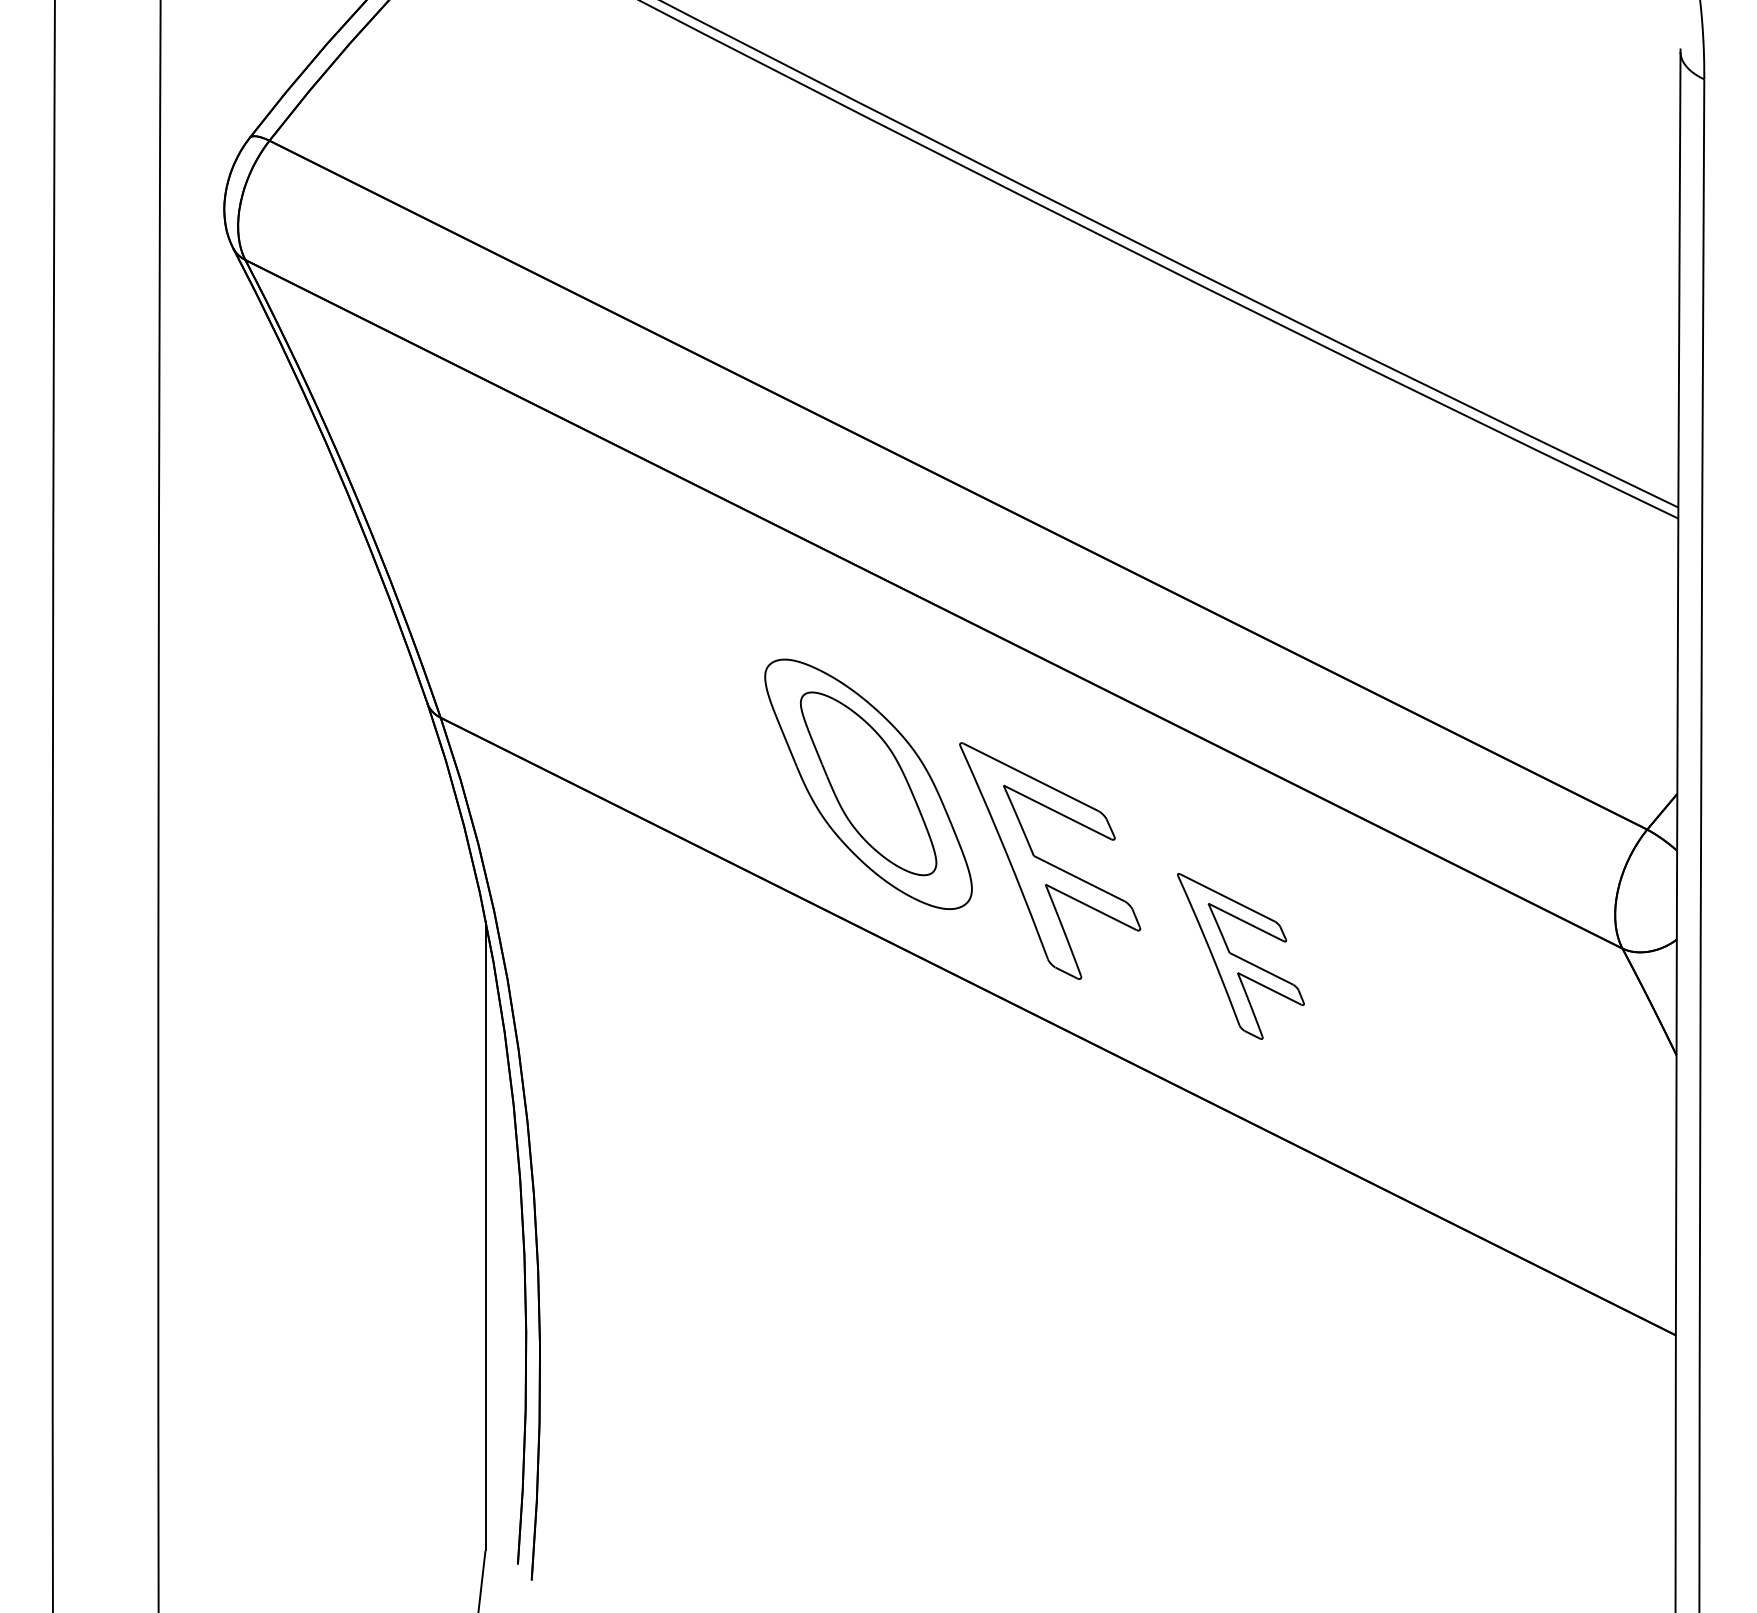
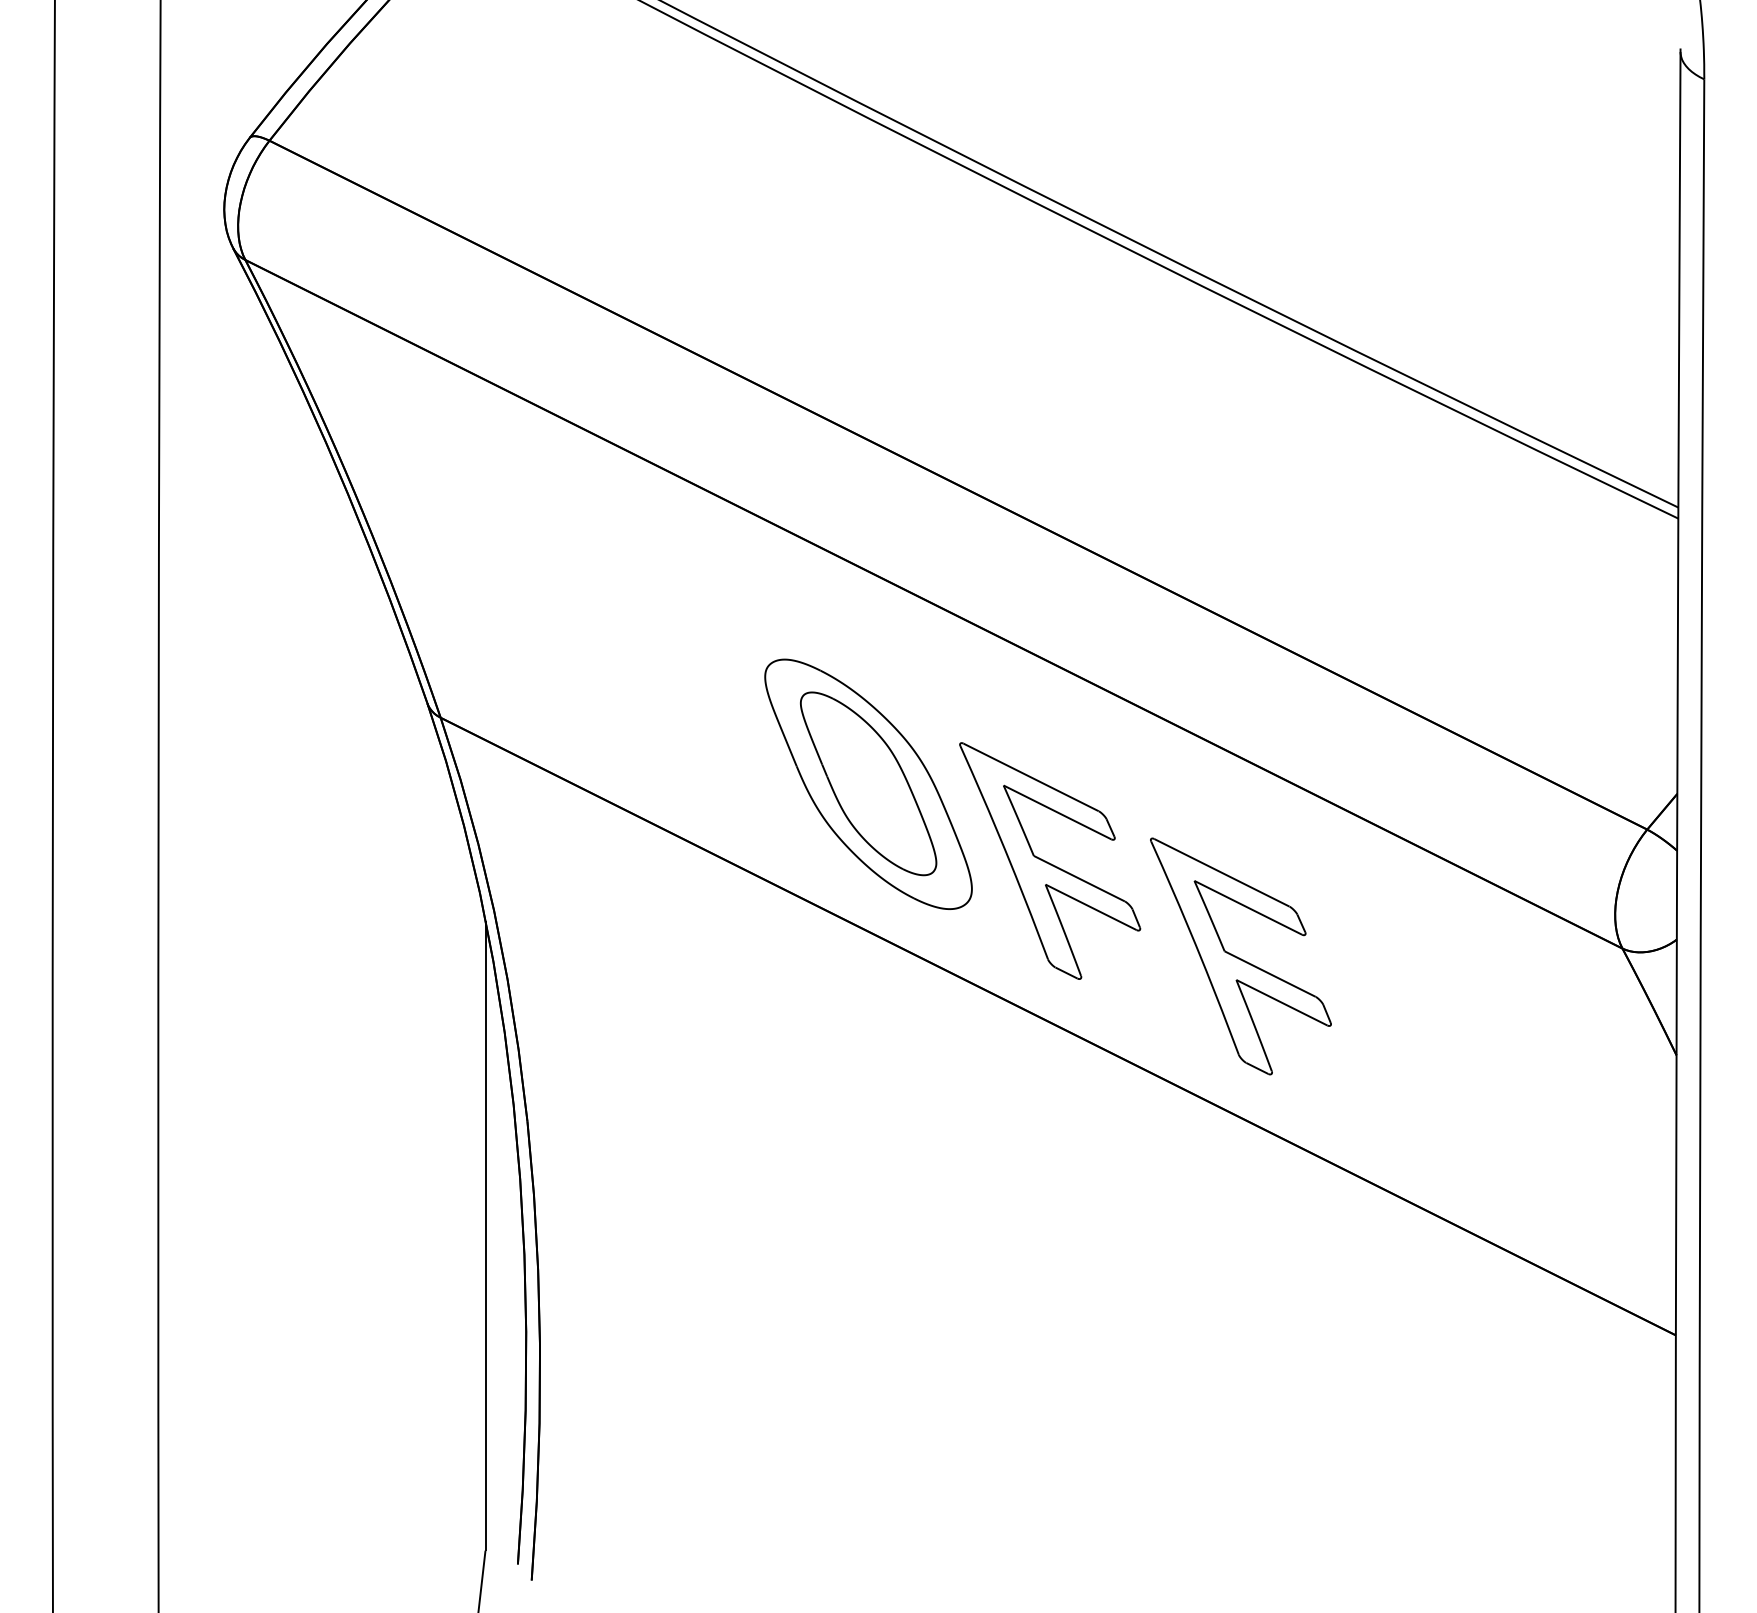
part size: 128x167 px -> 182x239 px (1240, 956)
